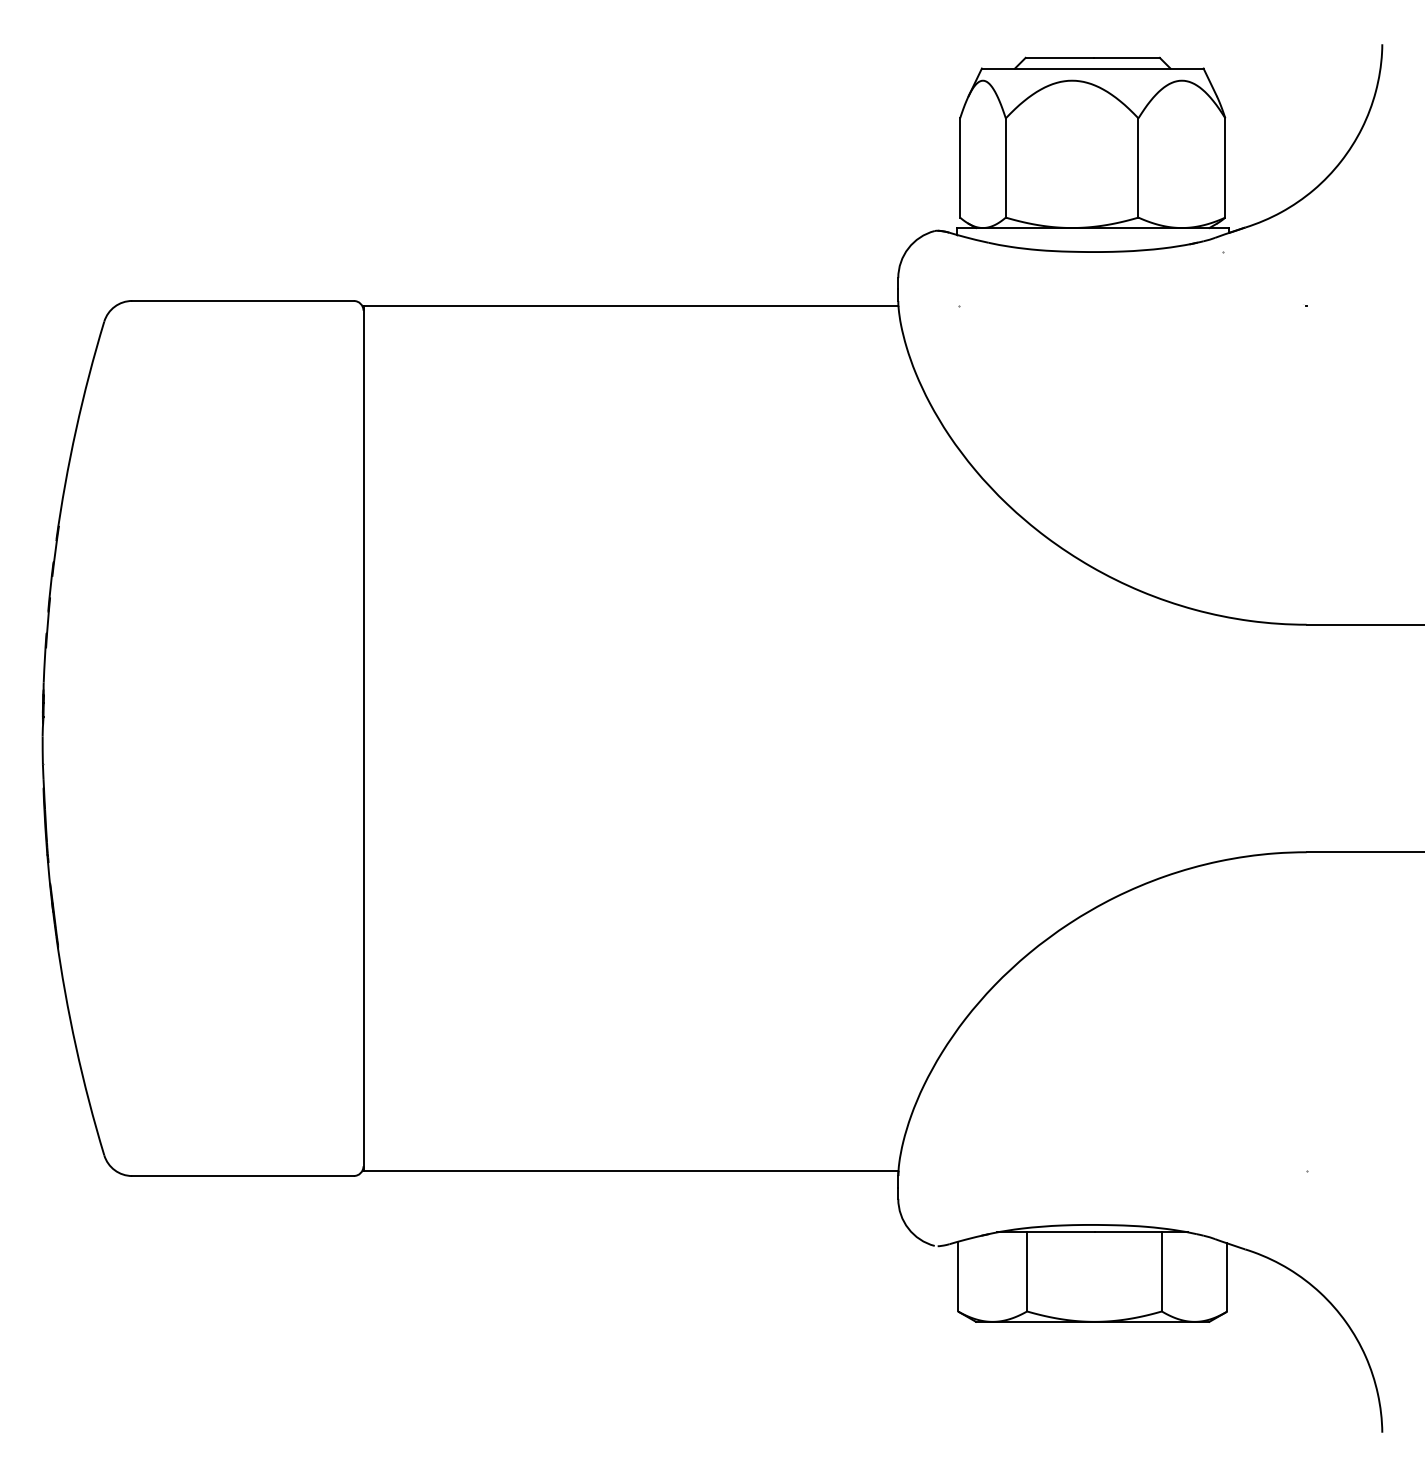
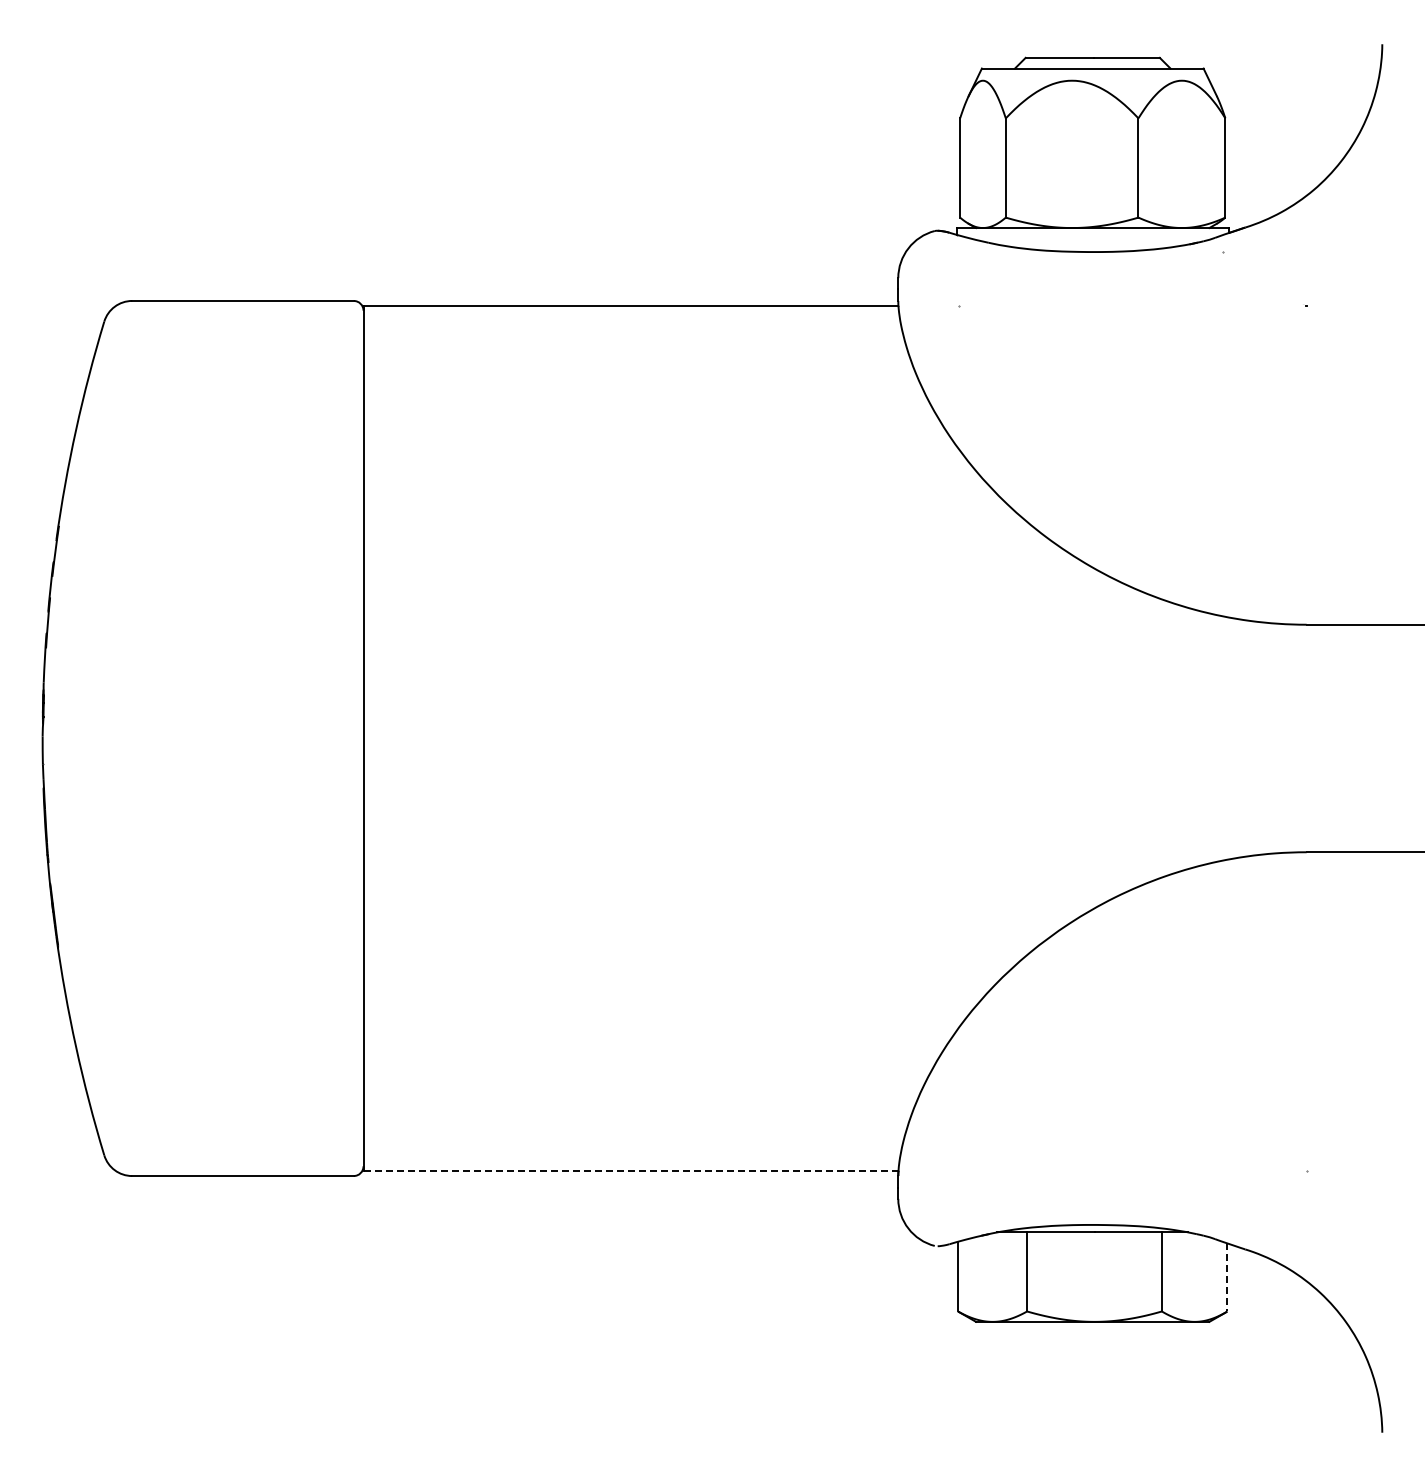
line: solid -> dashed (631, 1170)
line: solid -> dashed (1227, 1277)
